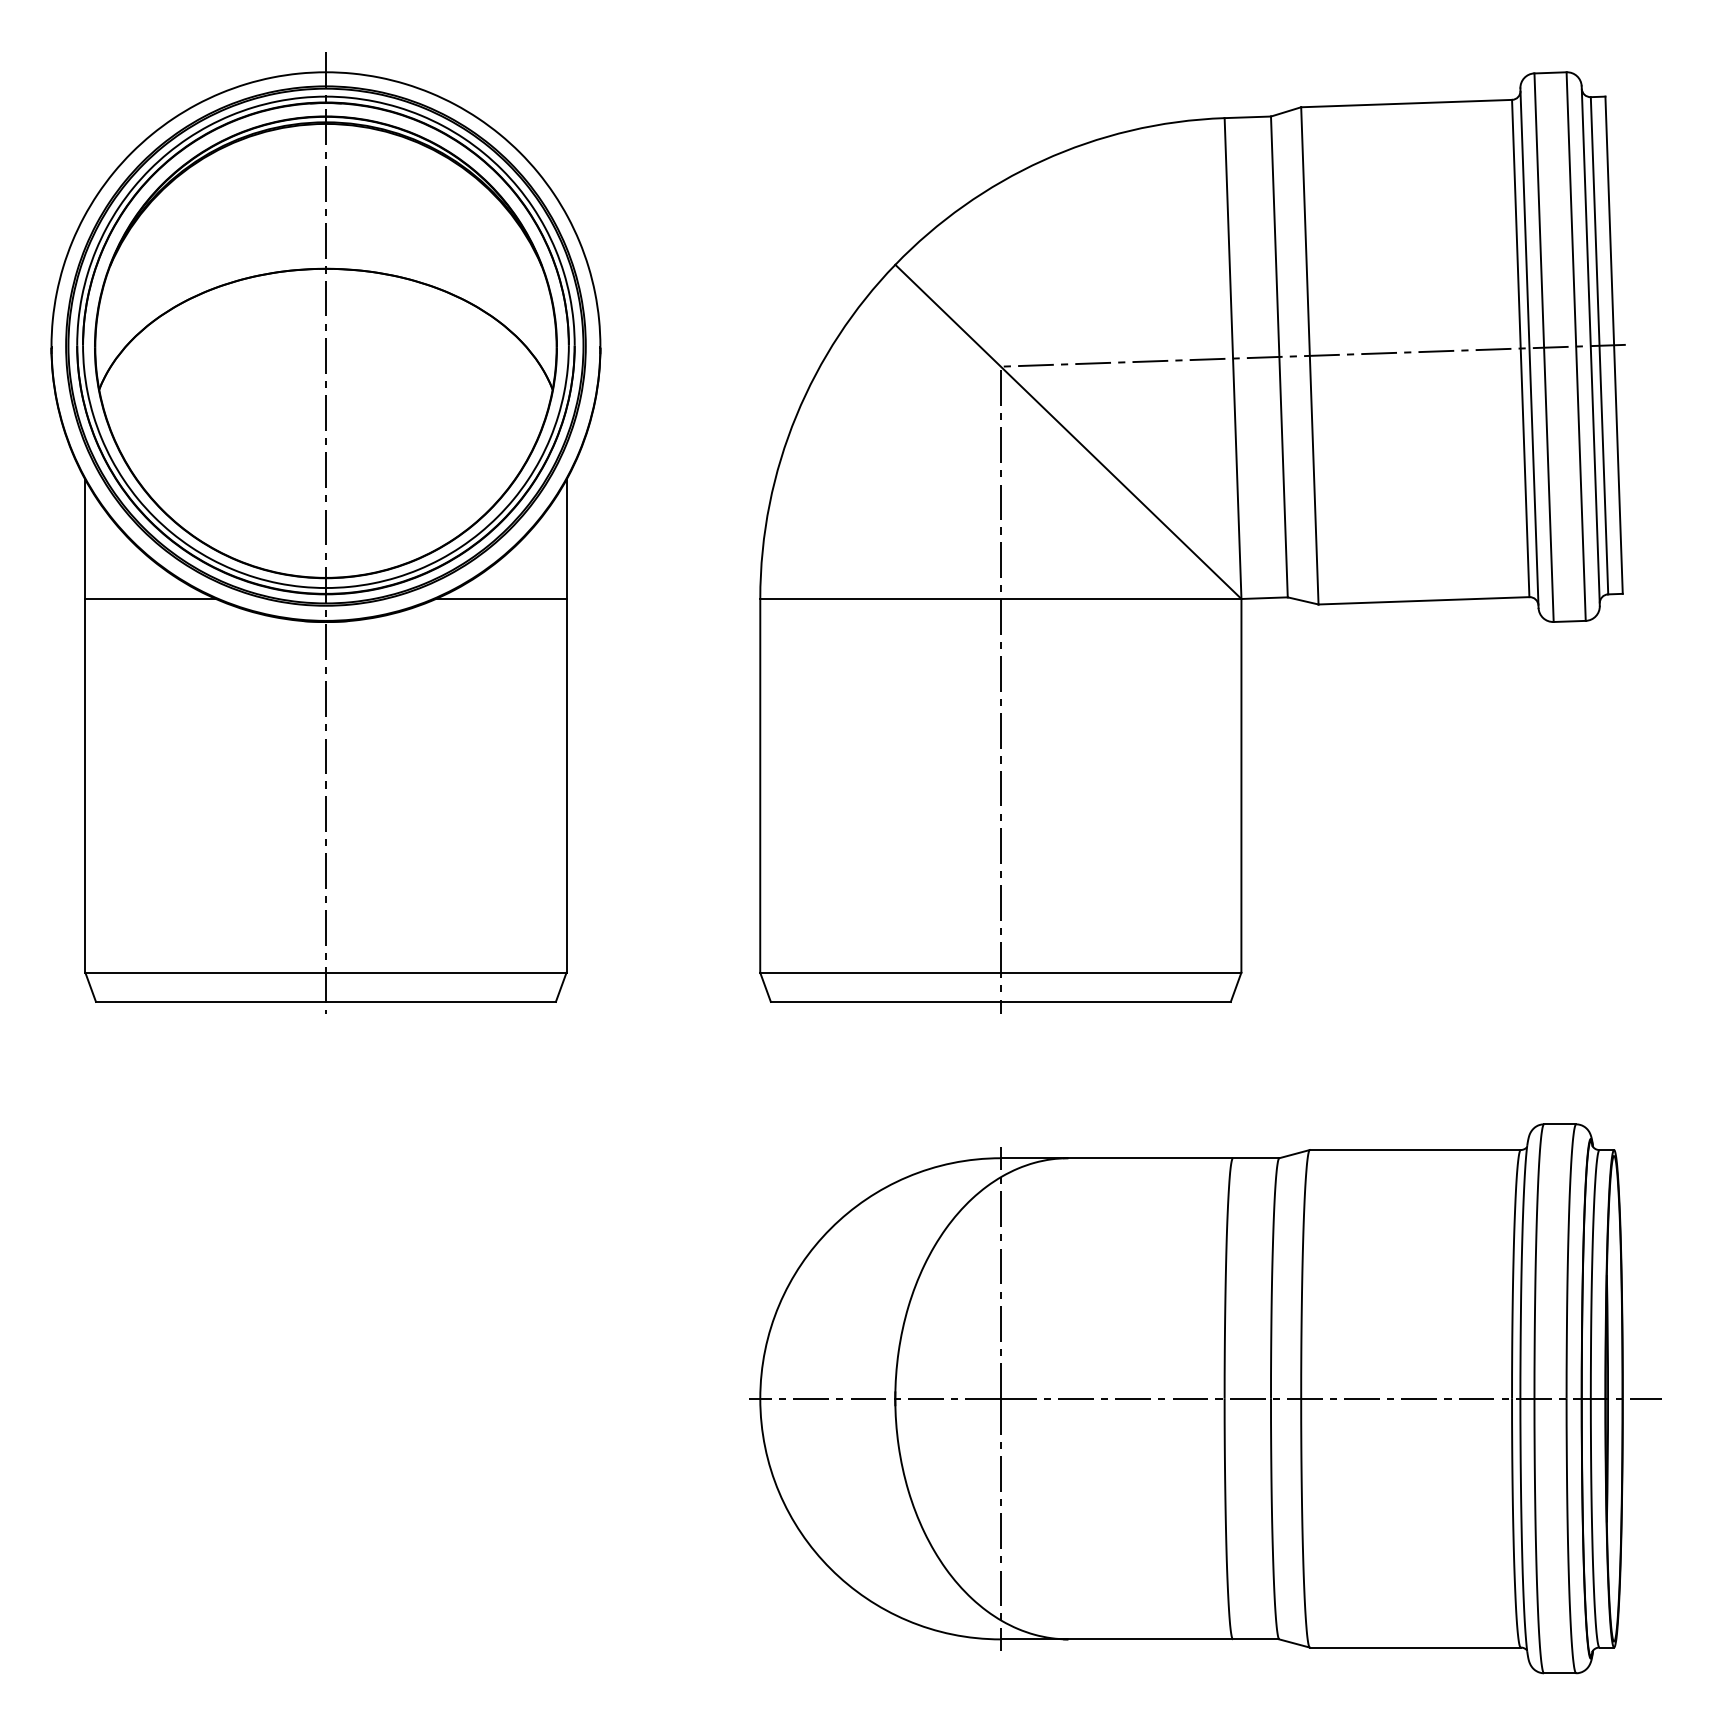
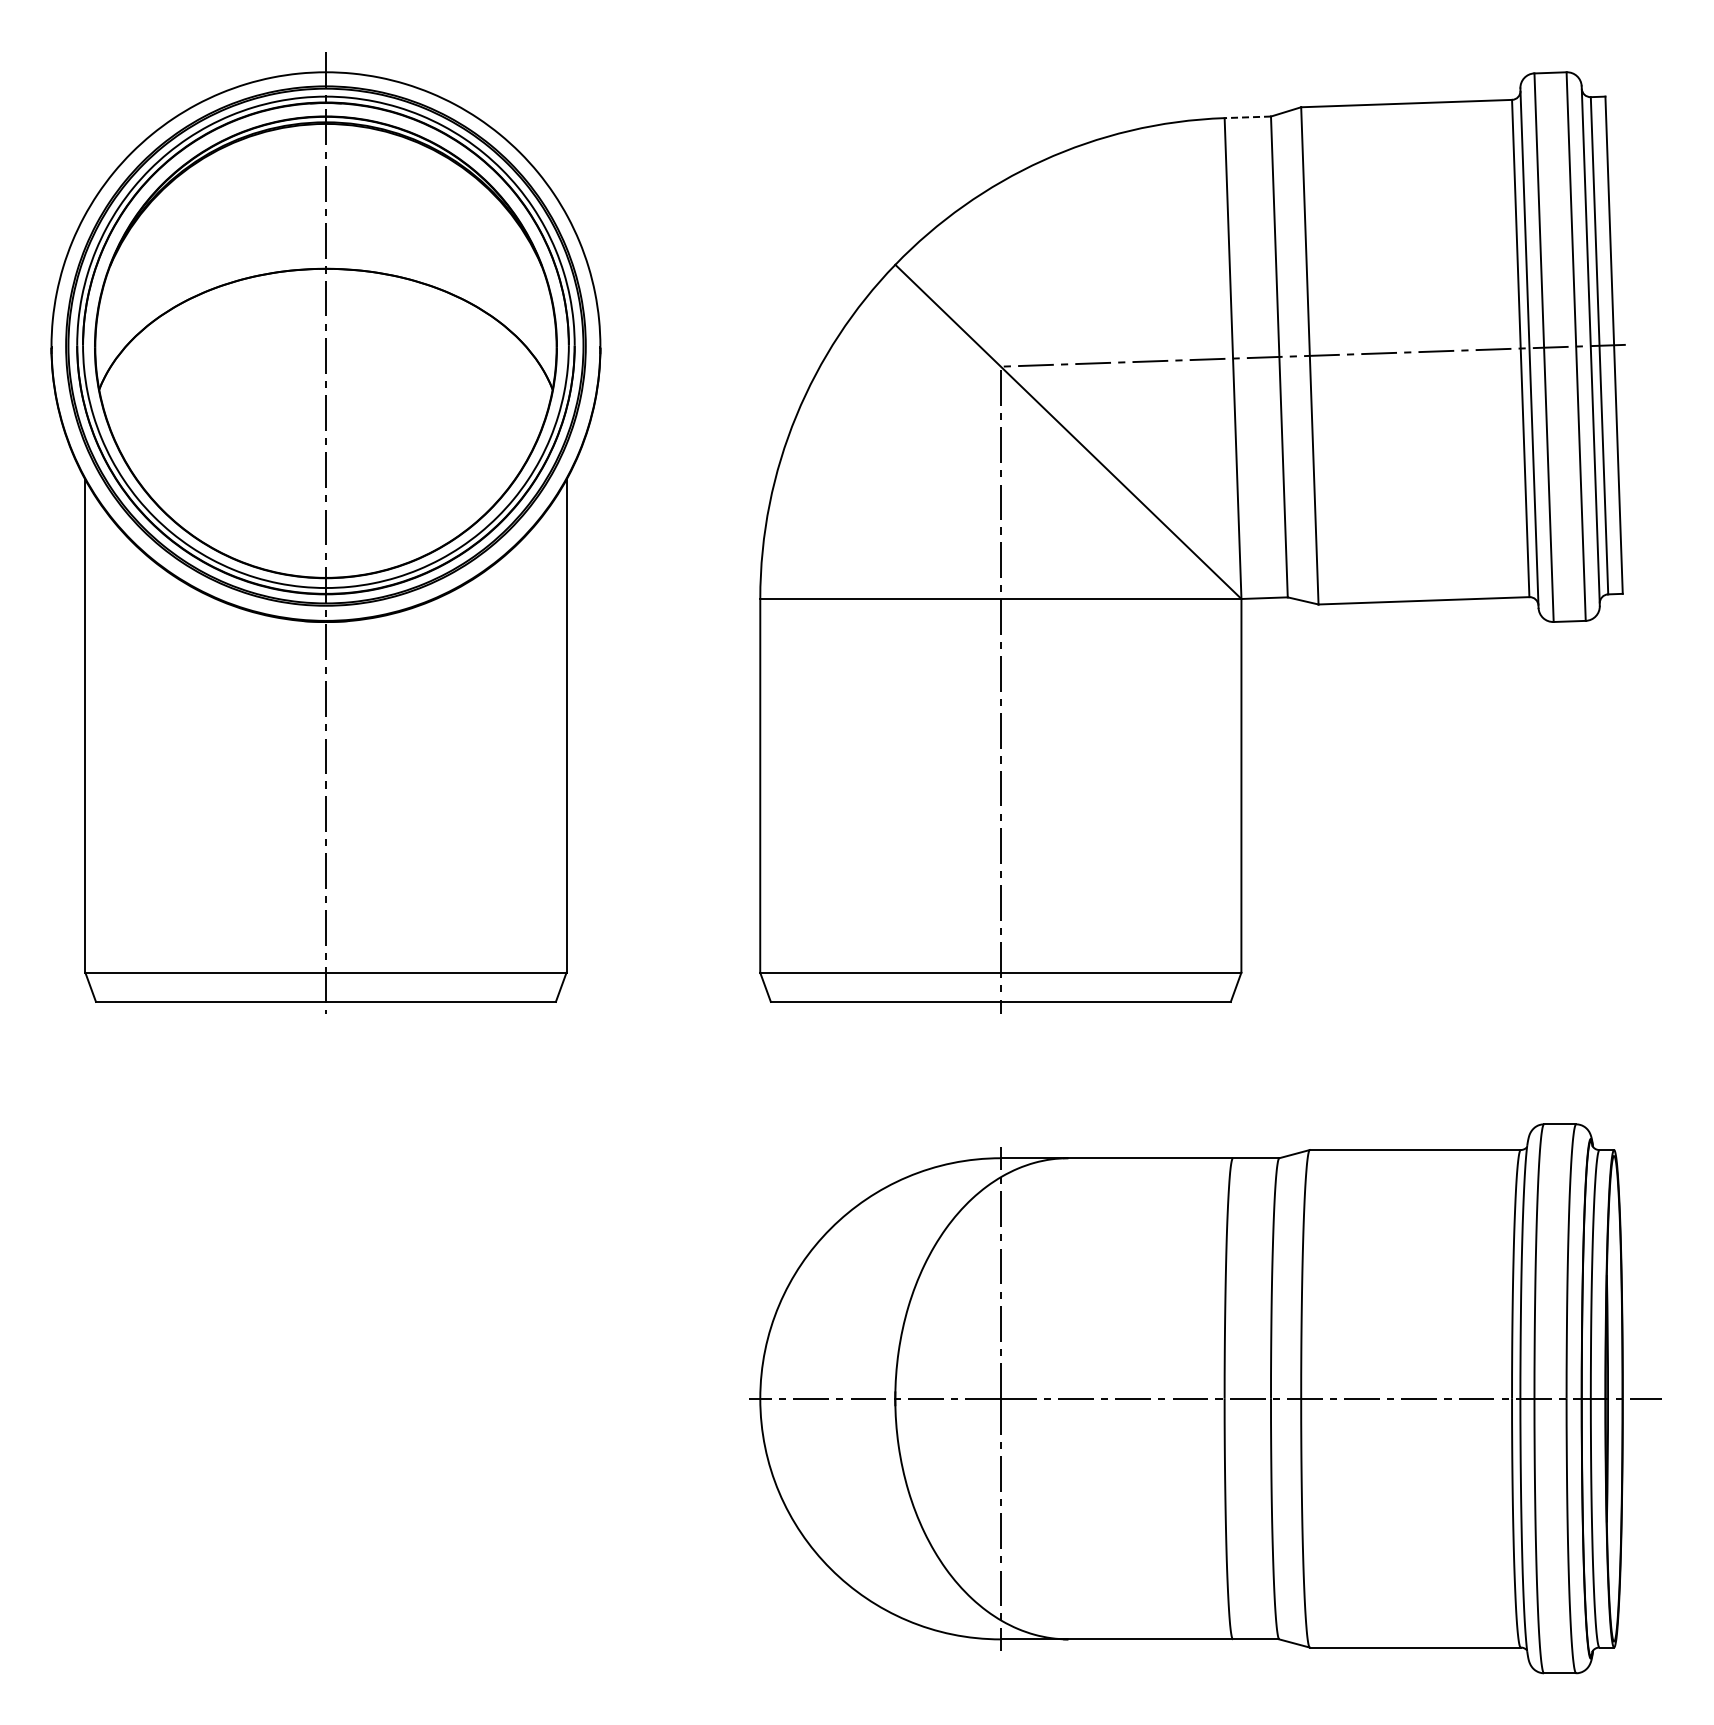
line: solid -> dashed (1247, 117)
line: present -> none (150, 599)
line: present -> none (500, 599)
